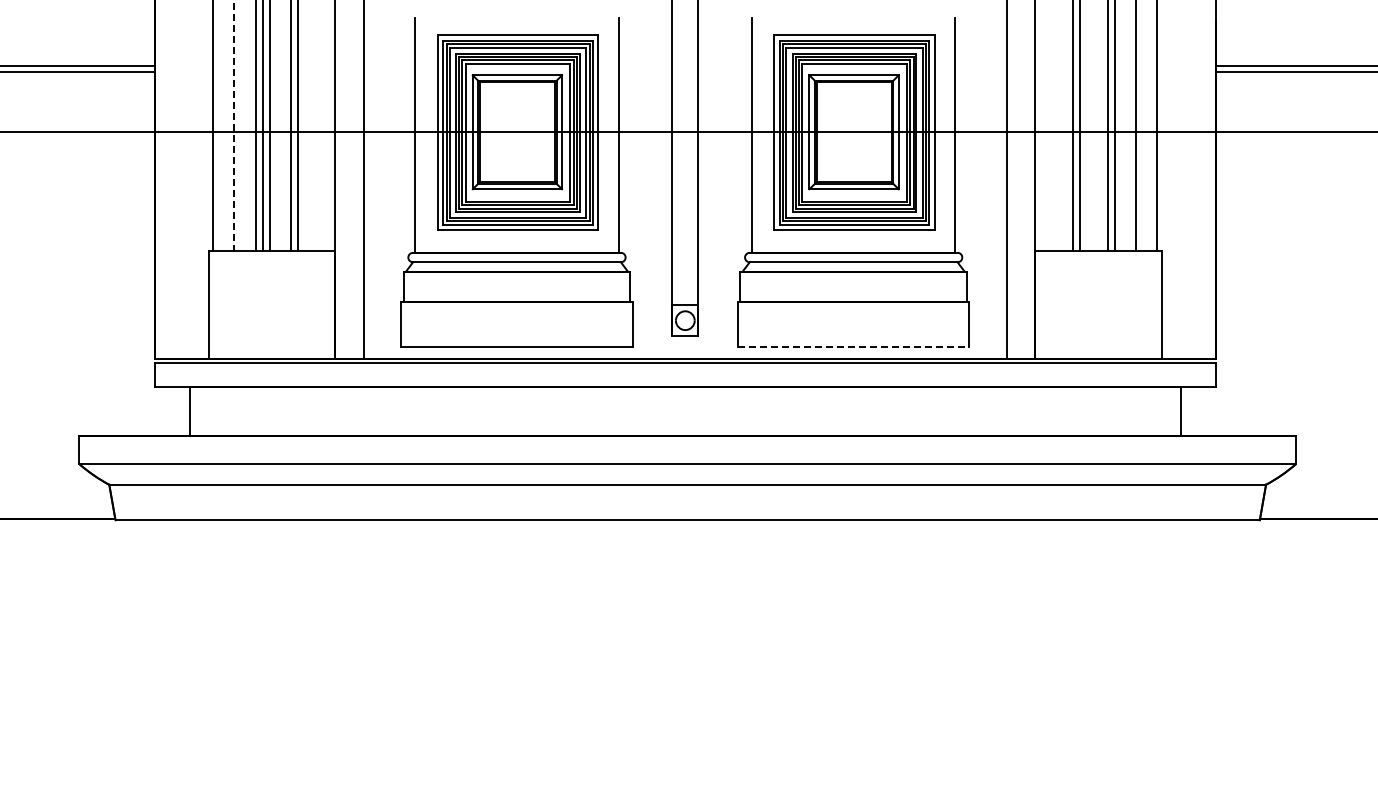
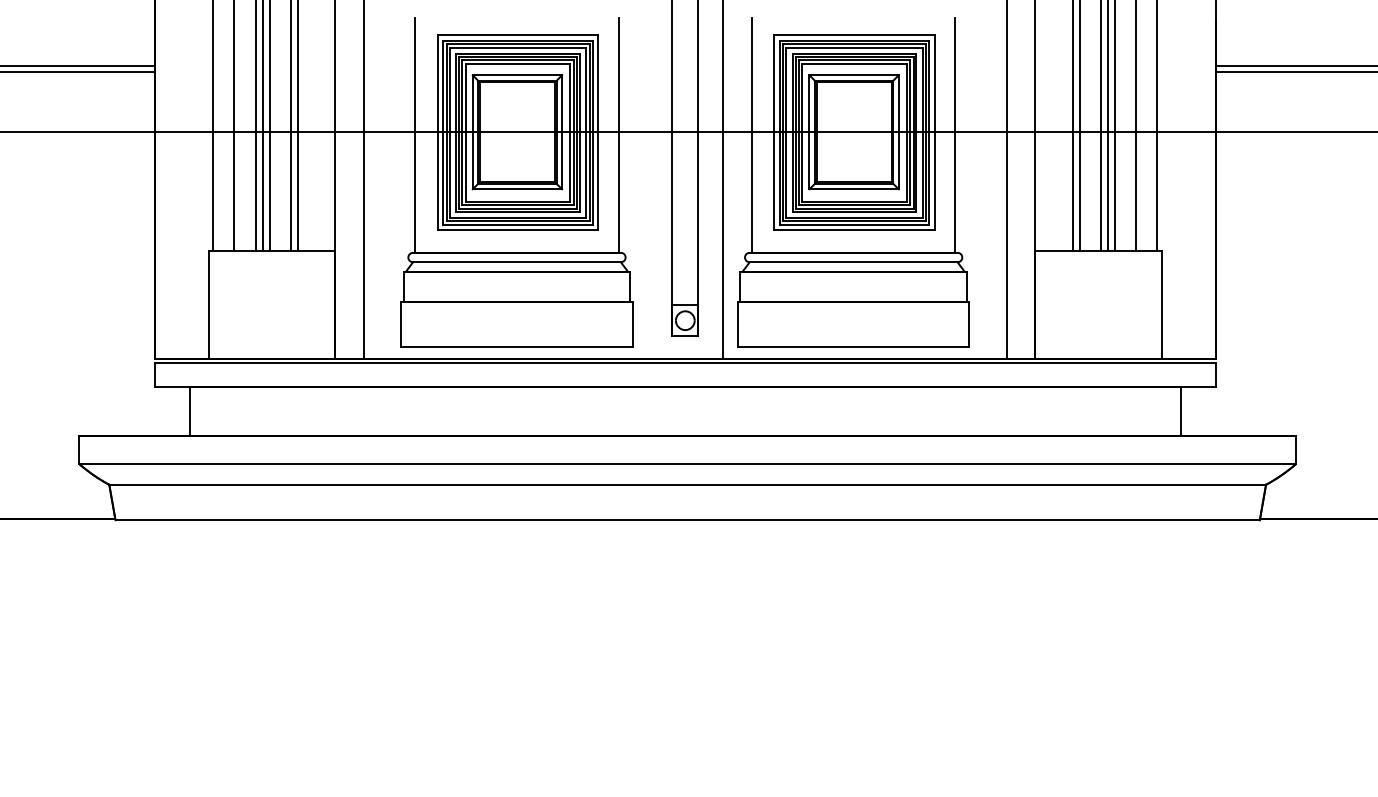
line: dashed -> solid (234, 126)
line: none -> present (1100, 126)
line: none -> present (722, 180)
line: dashed -> solid (853, 346)
